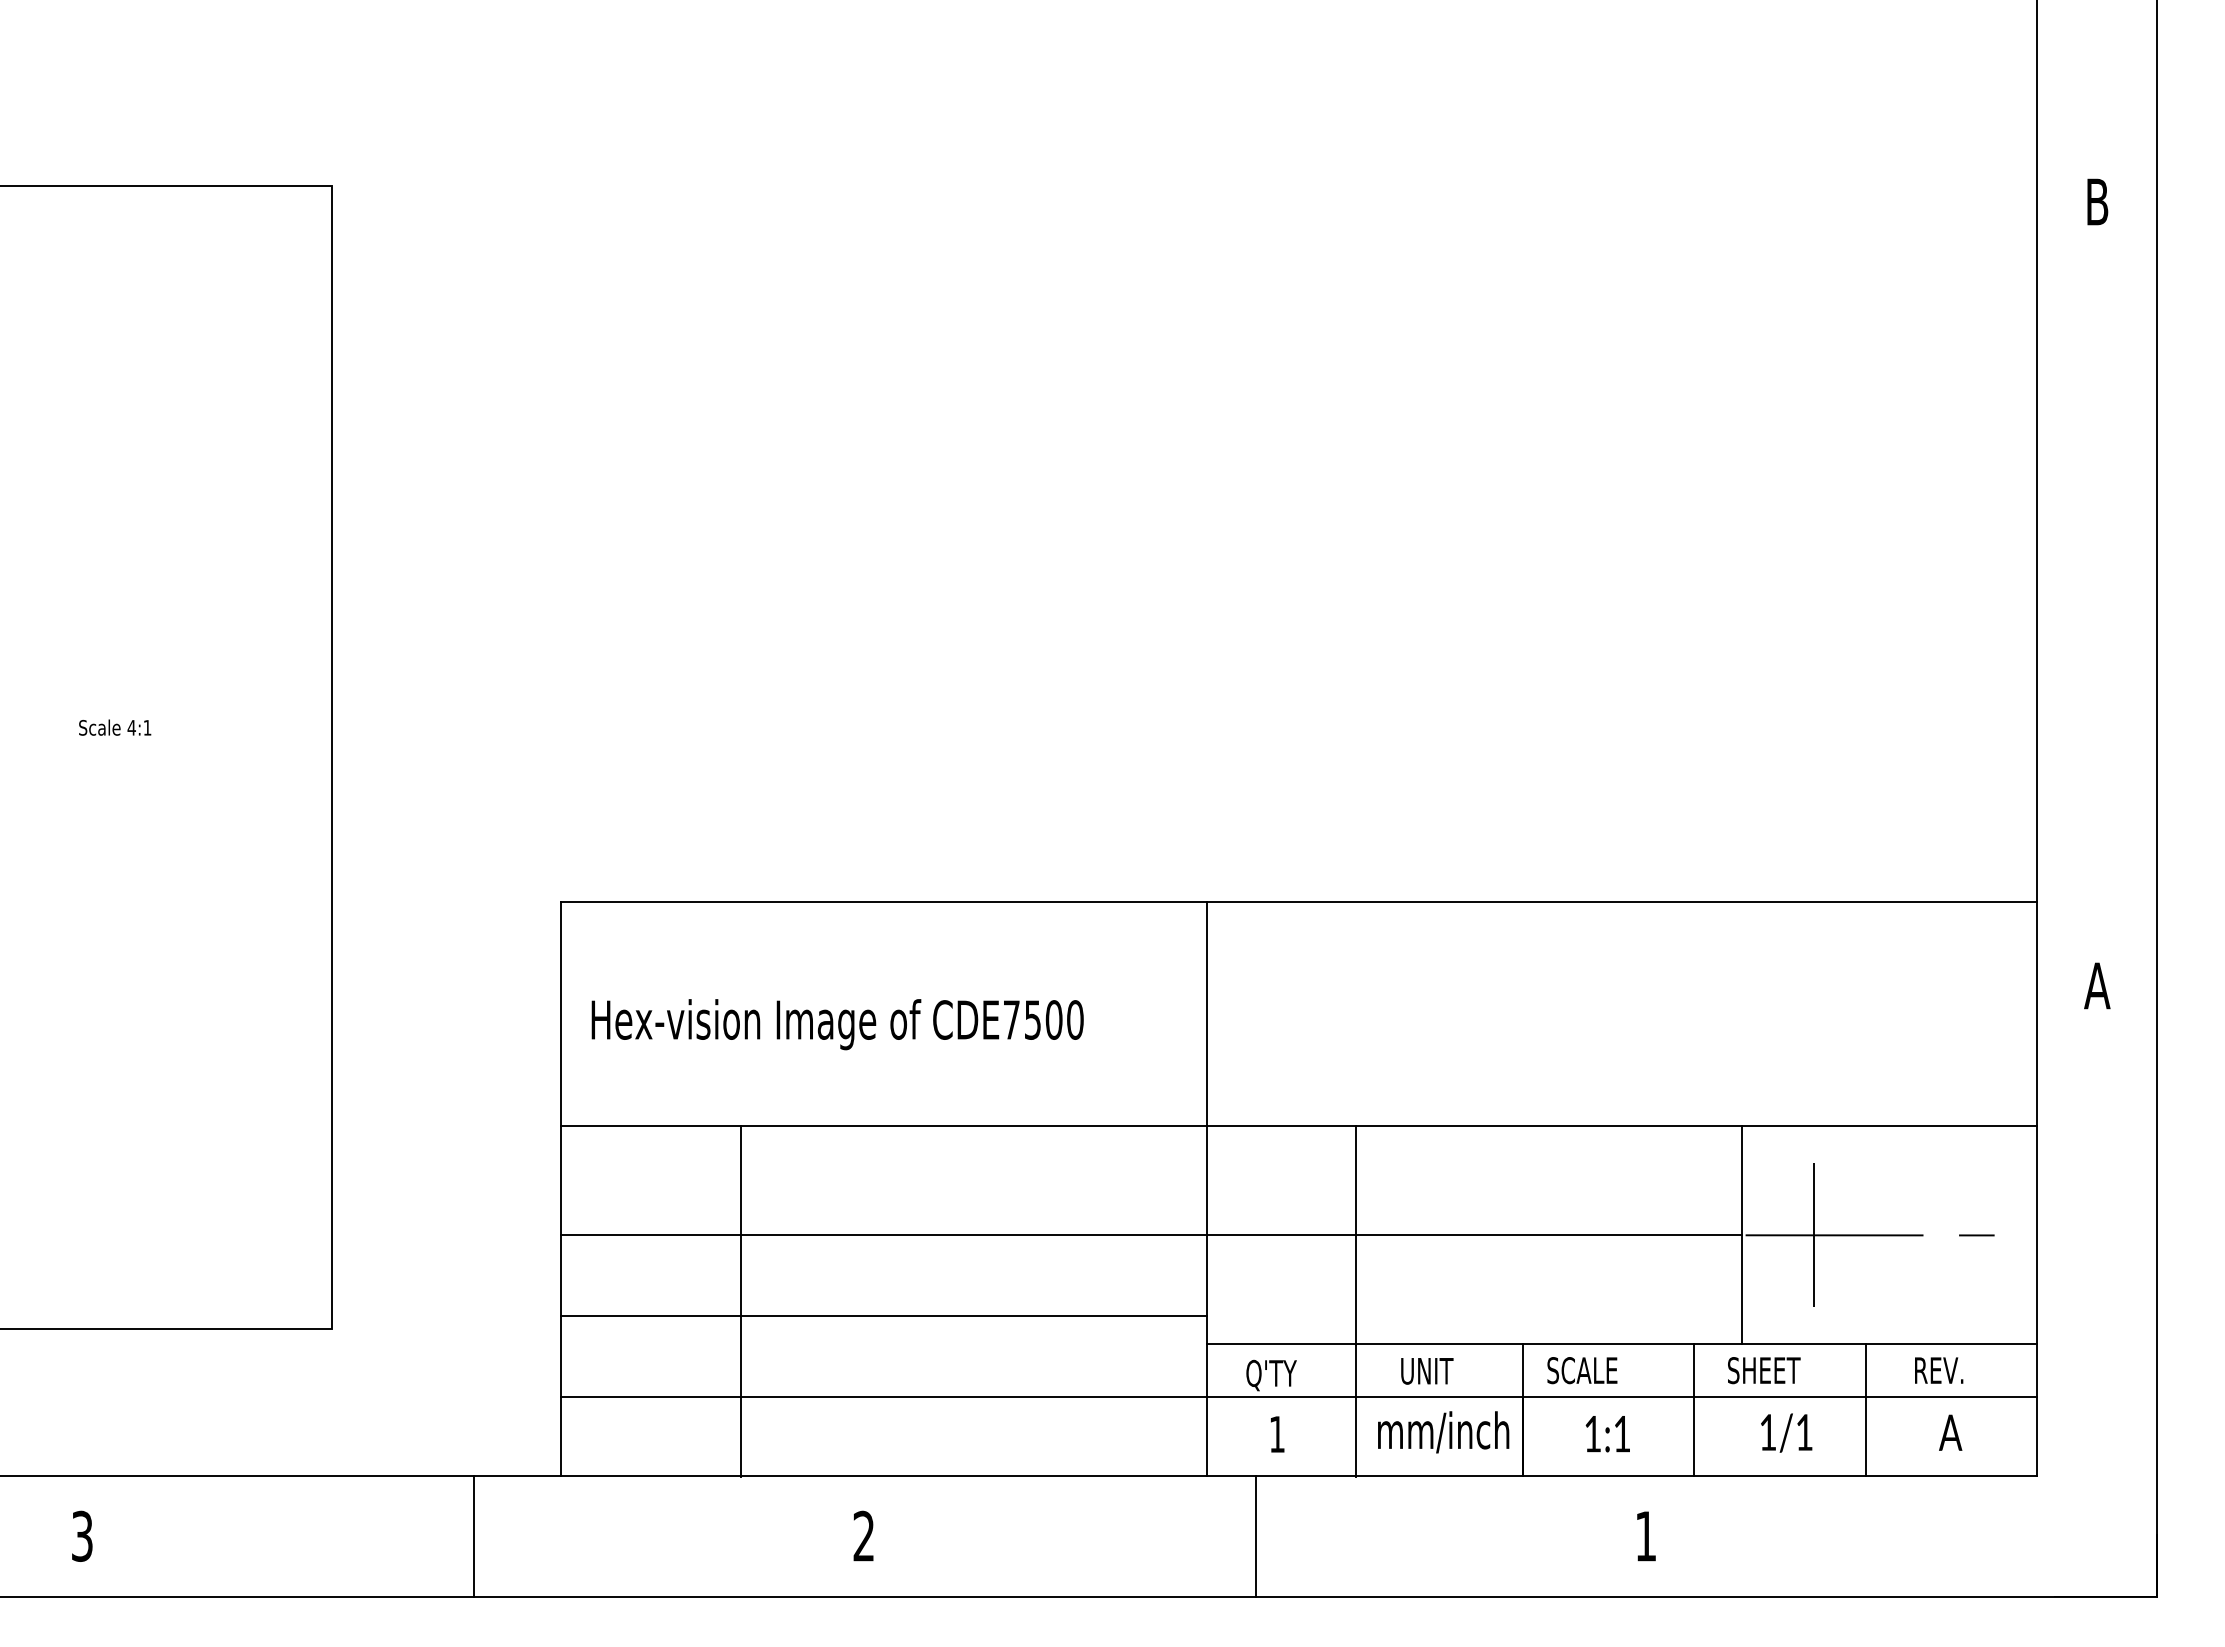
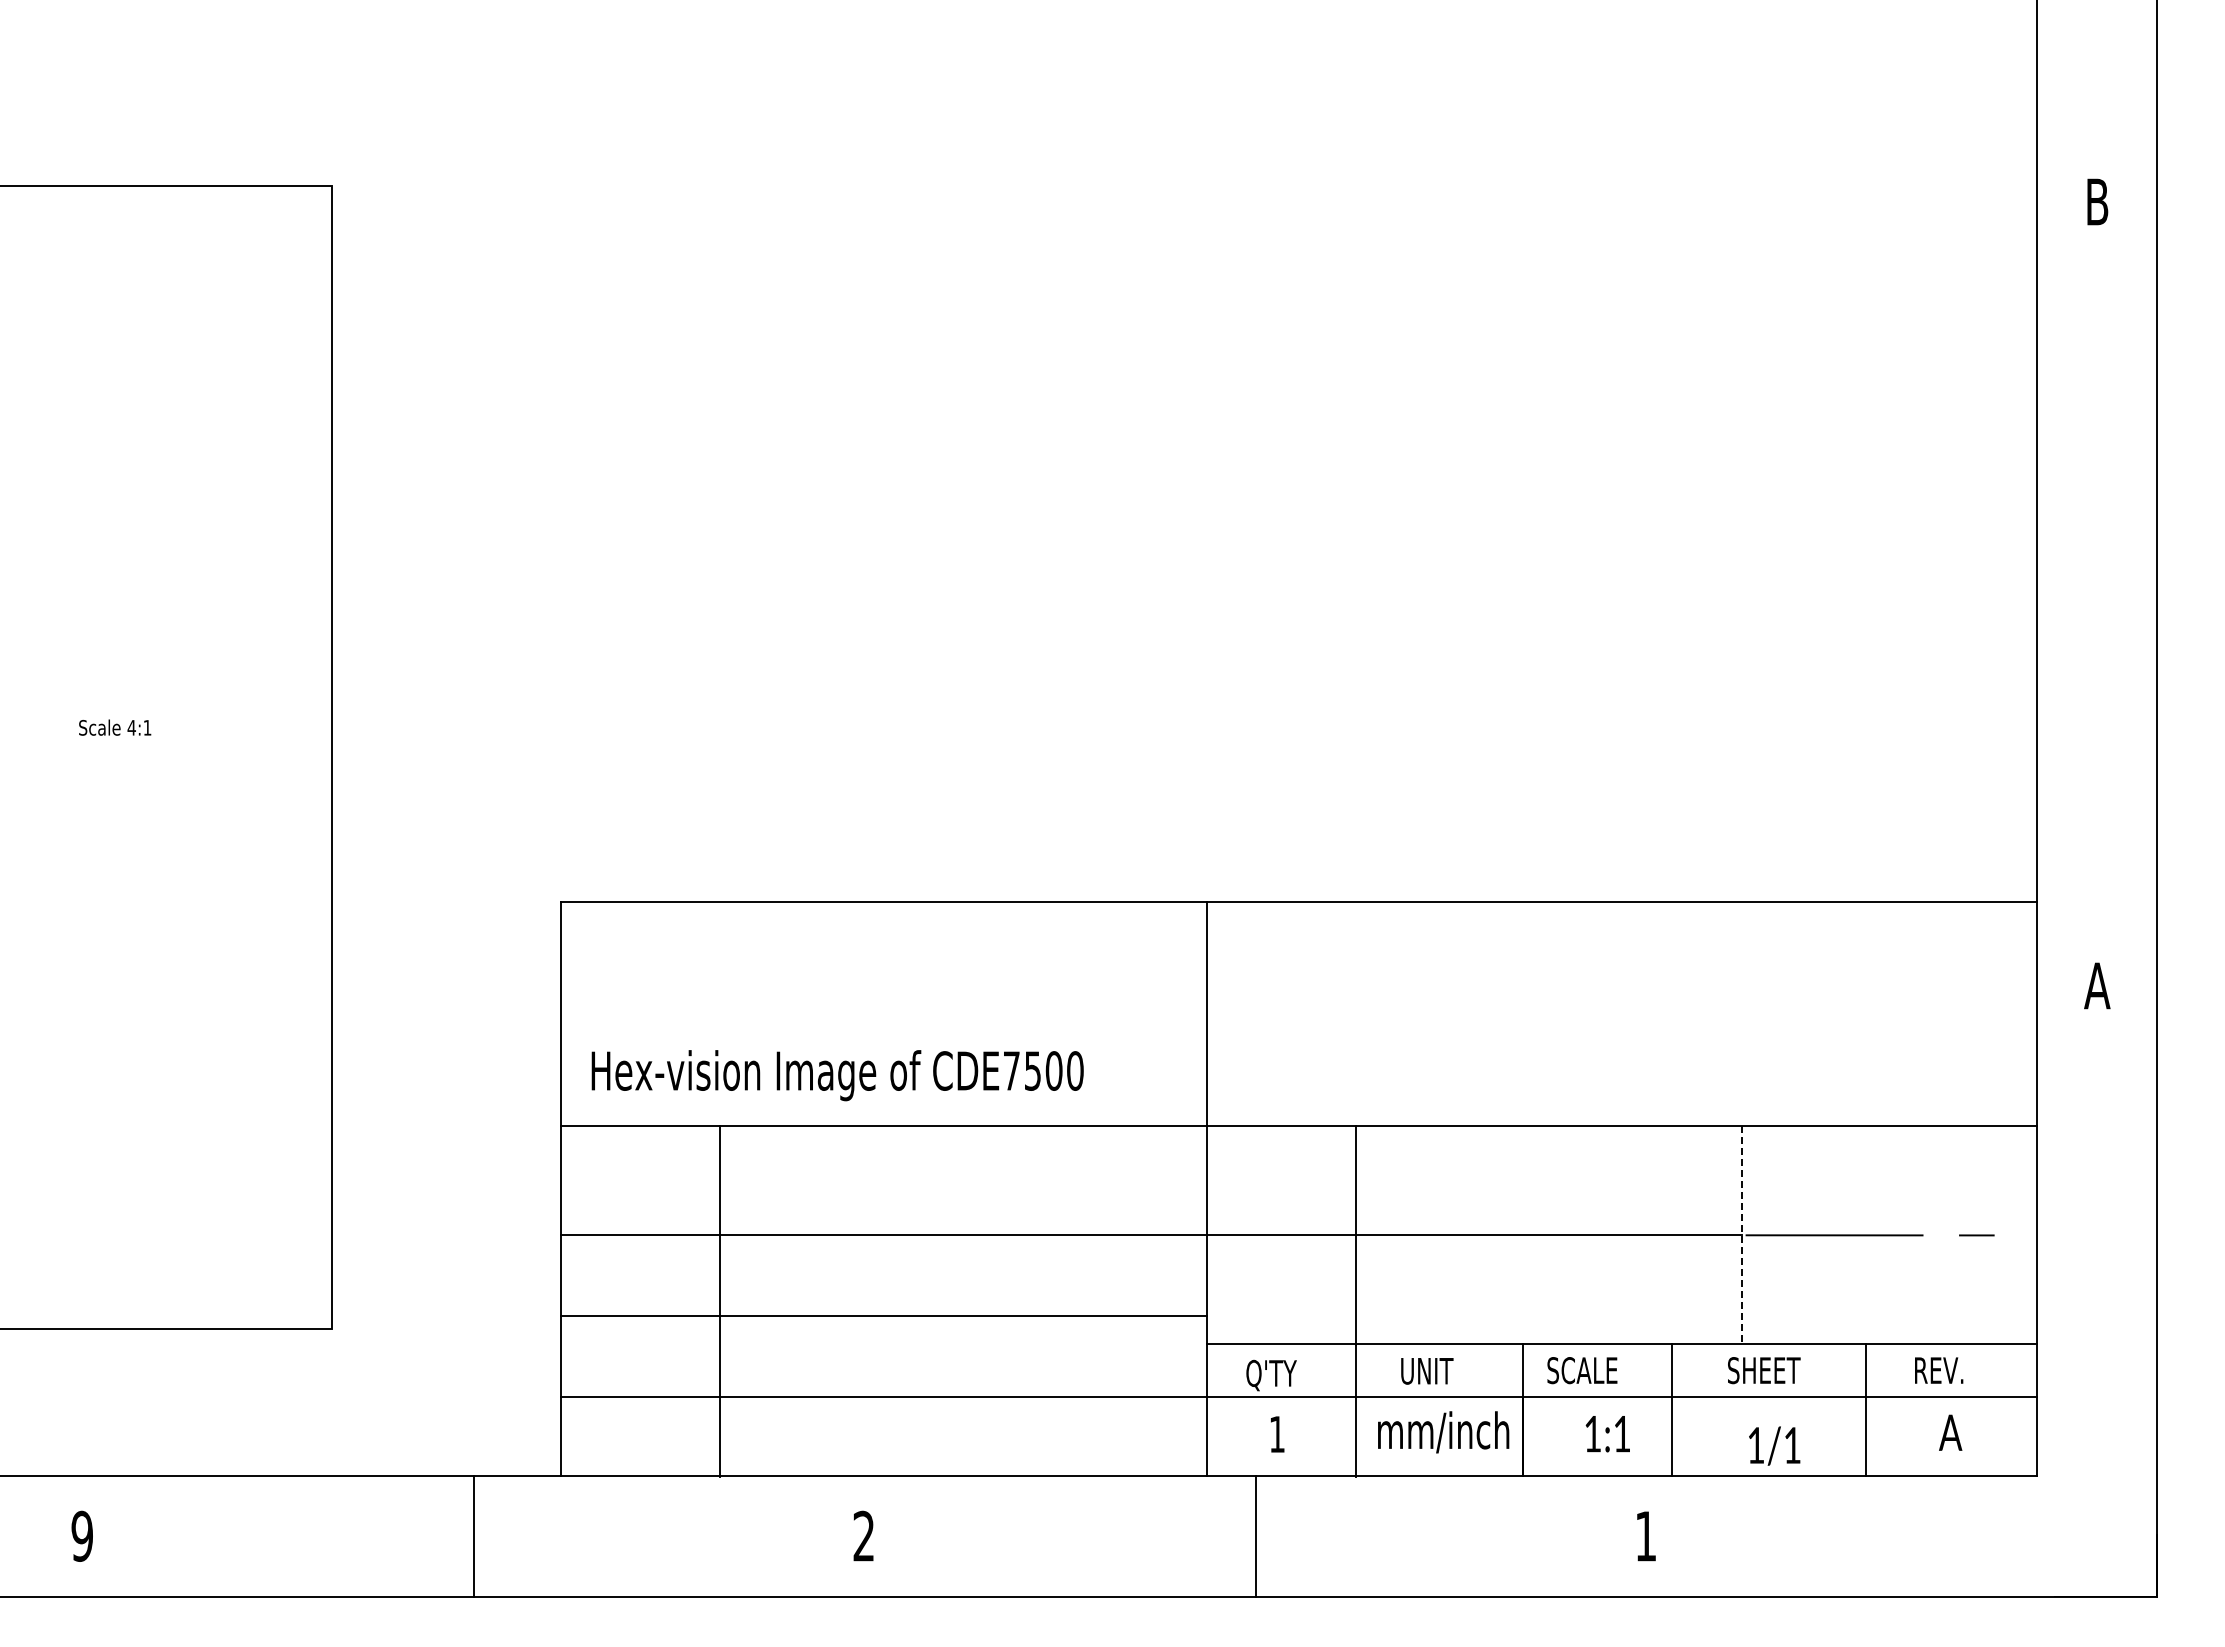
text position: (837, 1024) -> (837, 1075) (837, 1075)
line: solid -> dashed (1742, 1235)
line: present -> none (1813, 1235)
line position: (740, 1300) -> (719, 1300) (719, 1300)
line position: (1694, 1410) -> (1672, 1410) (1672, 1410)
text position: (1786, 1432) -> (1774, 1445) (1774, 1445)
text: 3 -> 9 (81, 1536)
